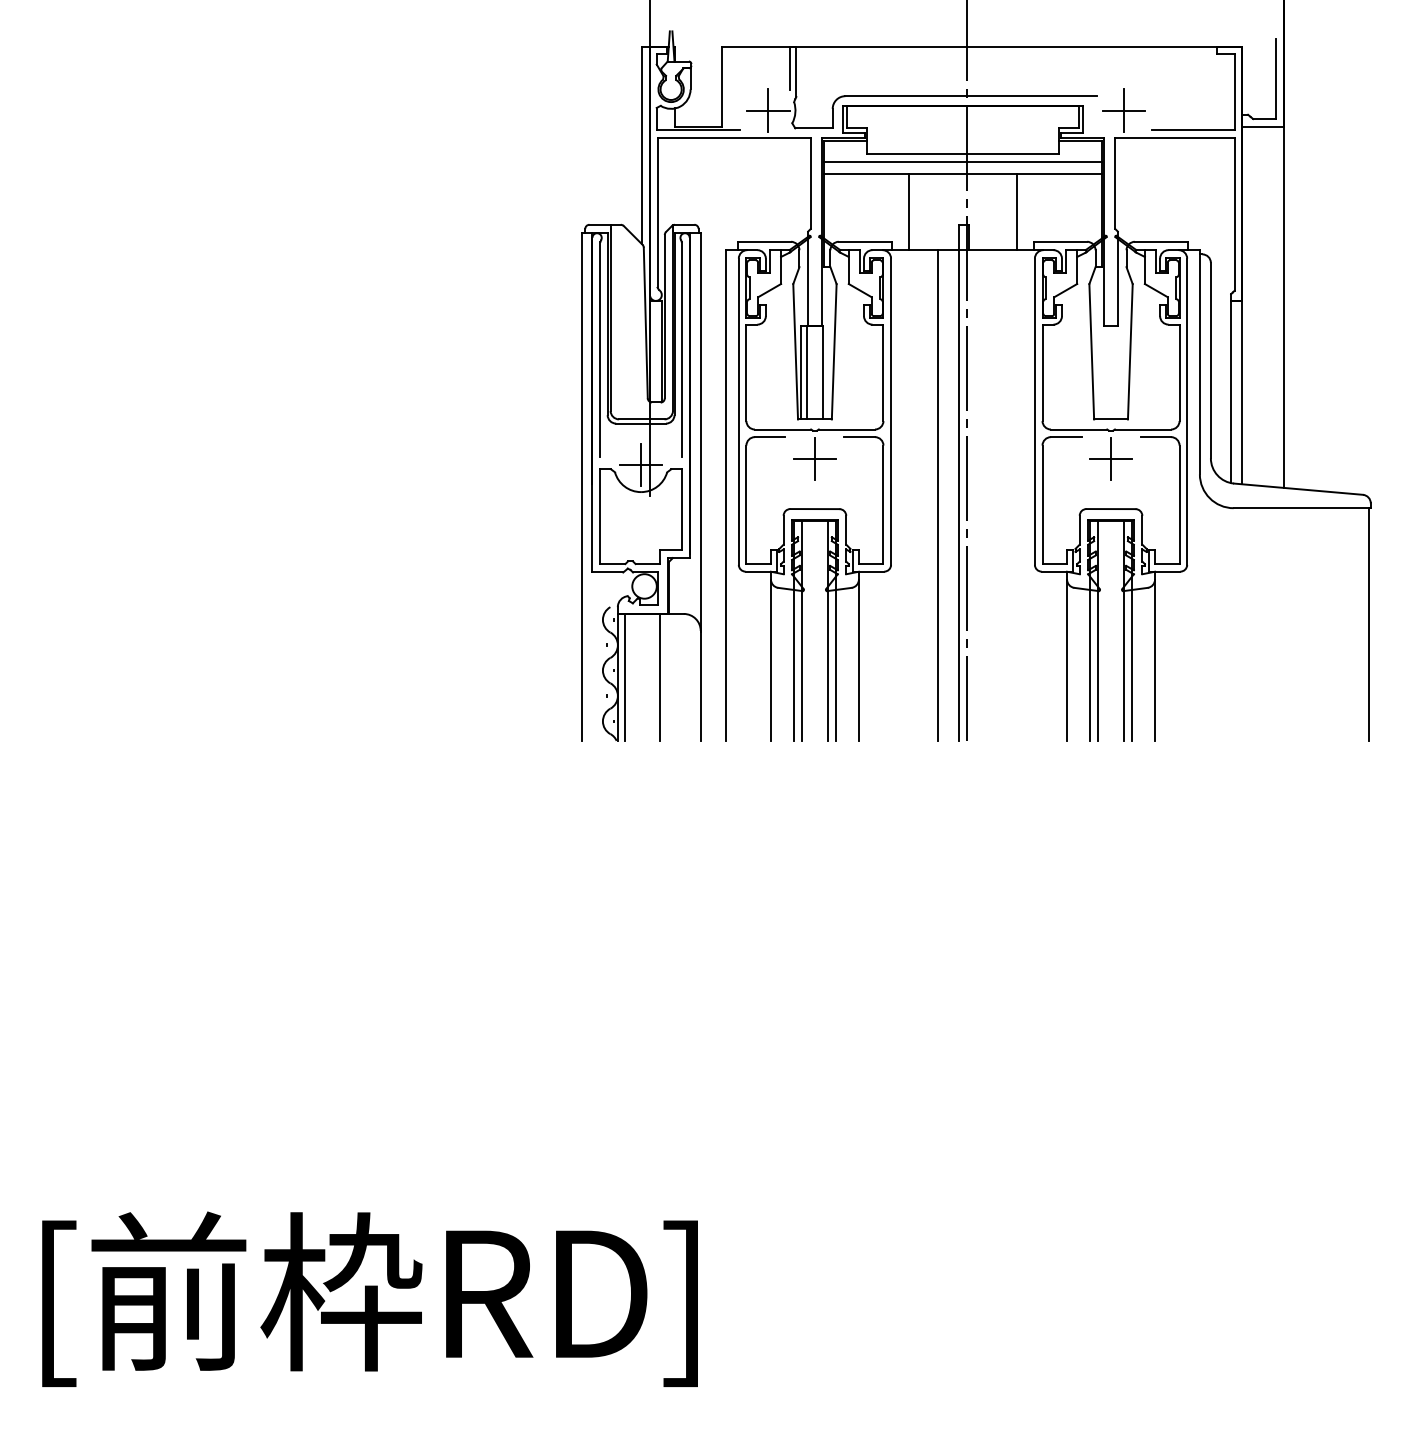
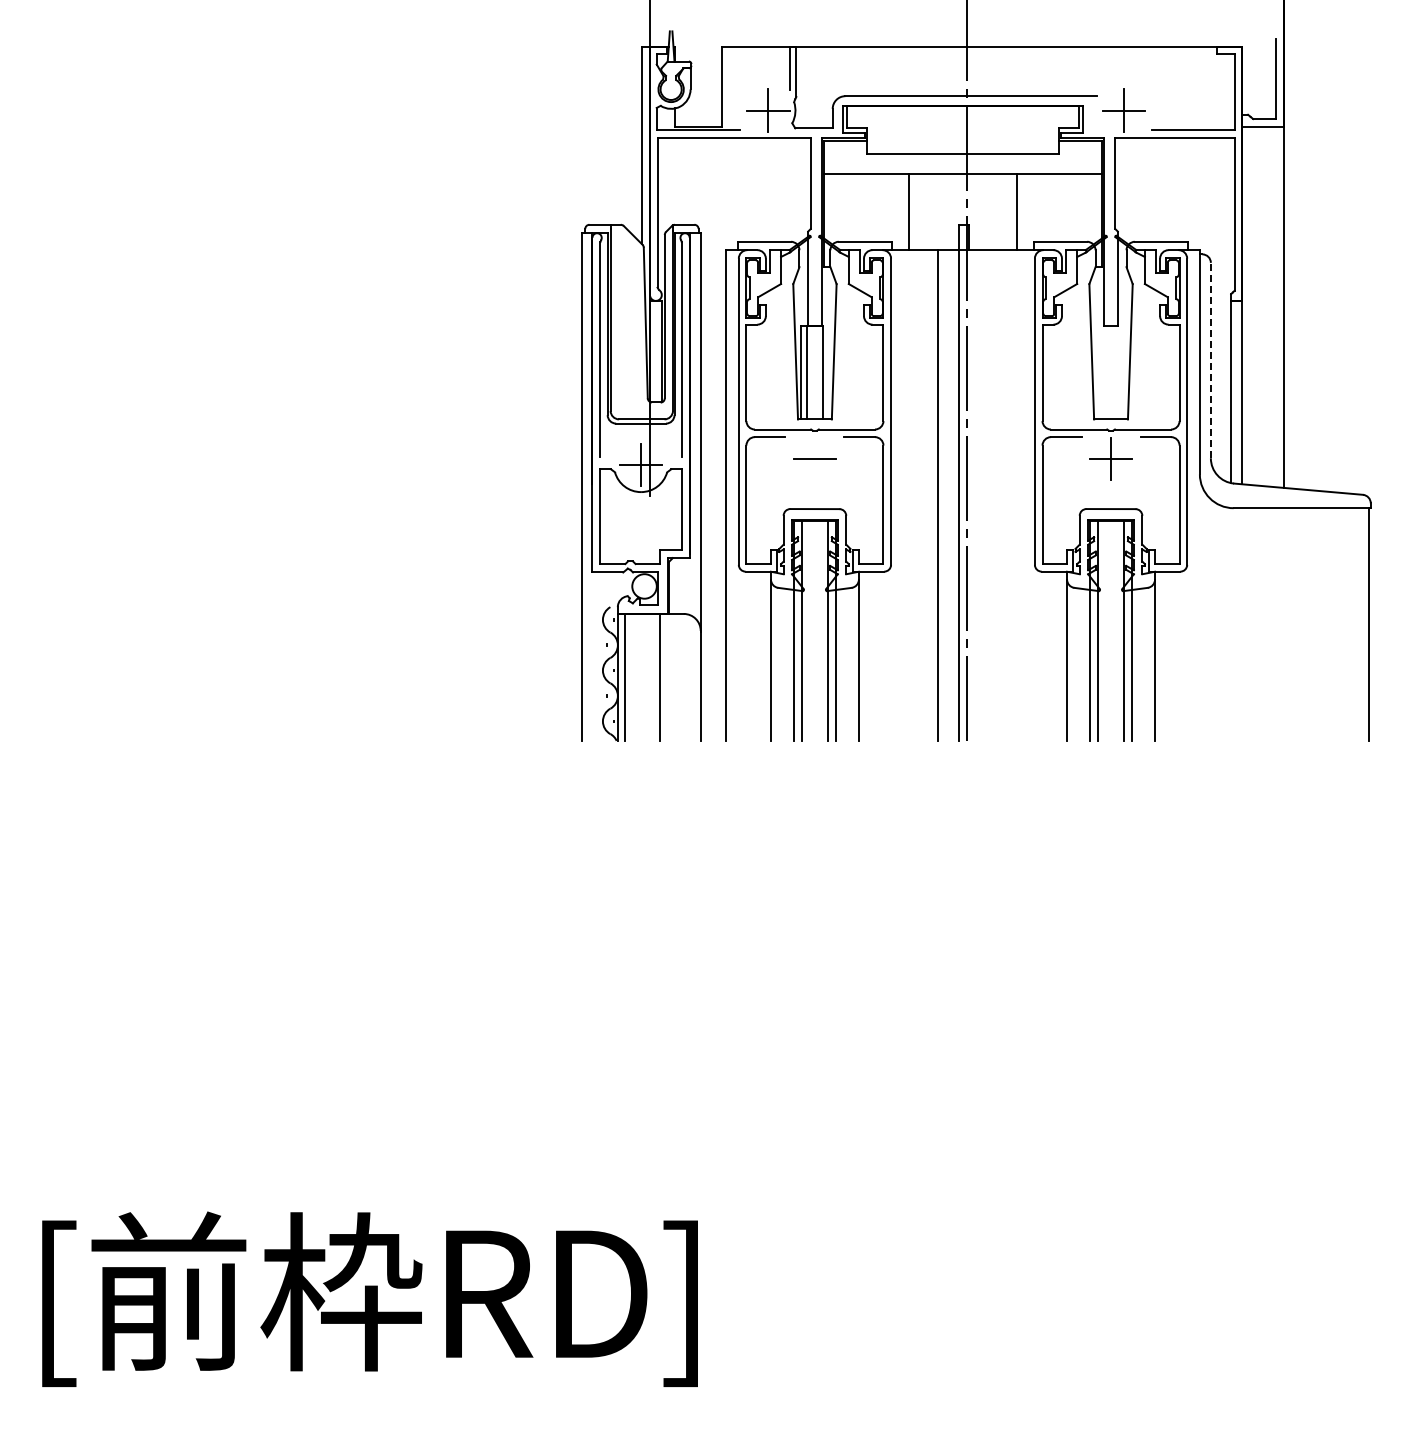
line: present -> none (962, 162)
line: solid -> dashed (1210, 360)
line: present -> none (814, 458)
